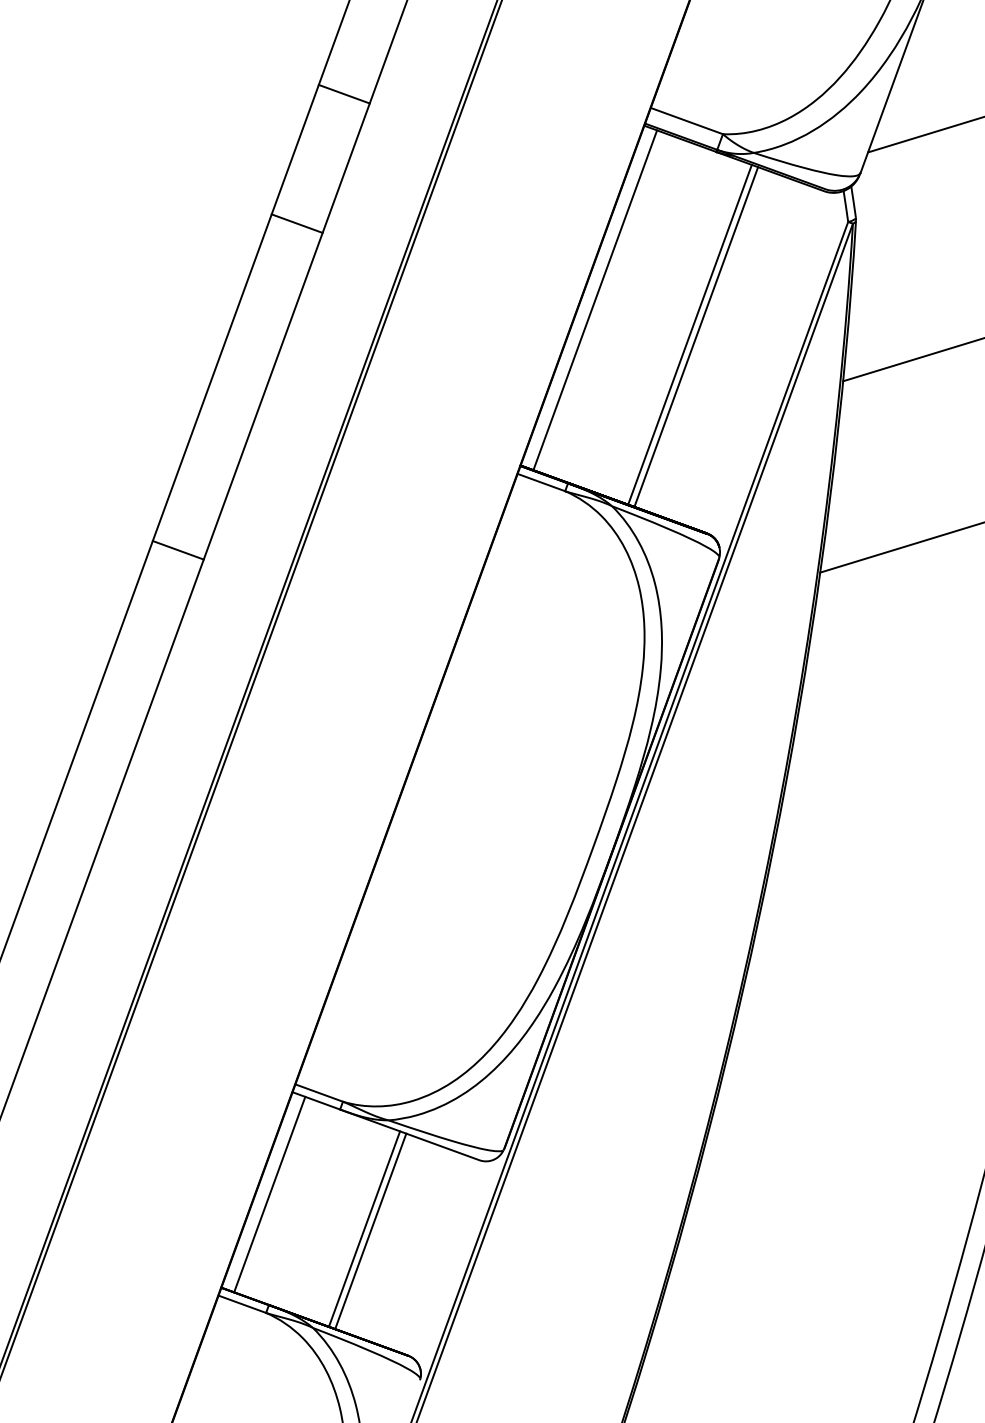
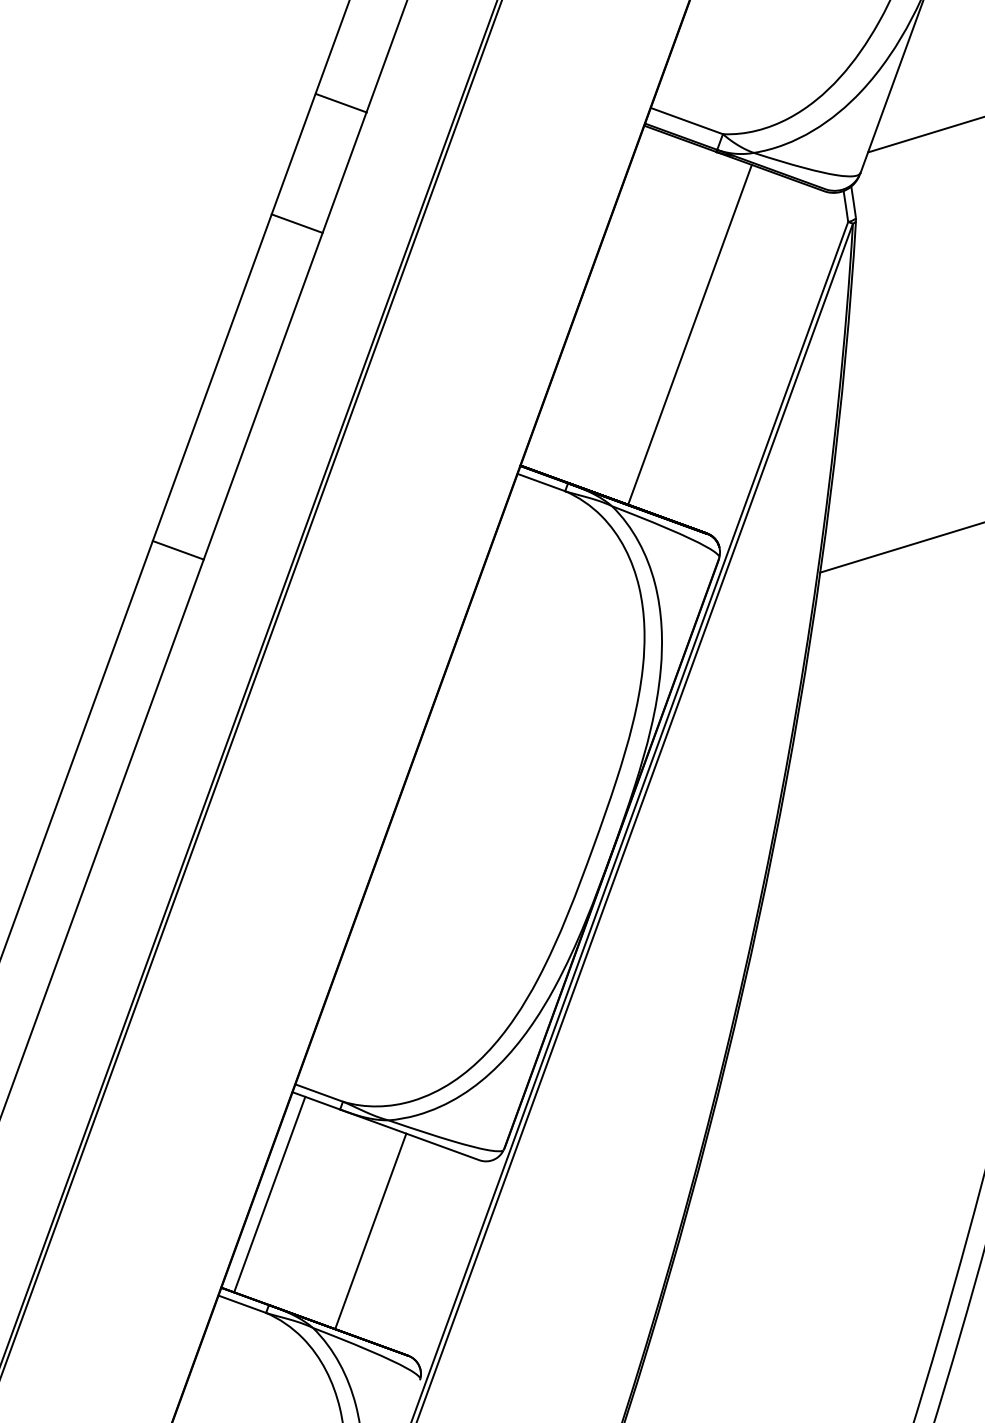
line position: (343, 93) -> (340, 102) (340, 102)
line: present -> none (595, 300)
line: present -> none (696, 337)
line: present -> none (912, 359)
line: present -> none (364, 1228)
